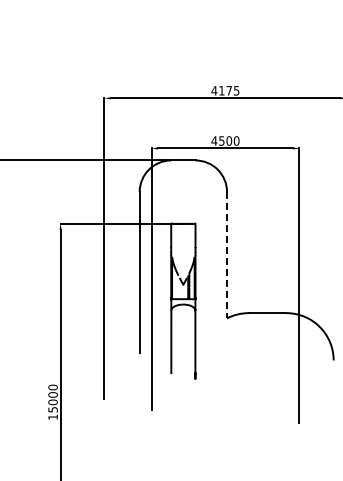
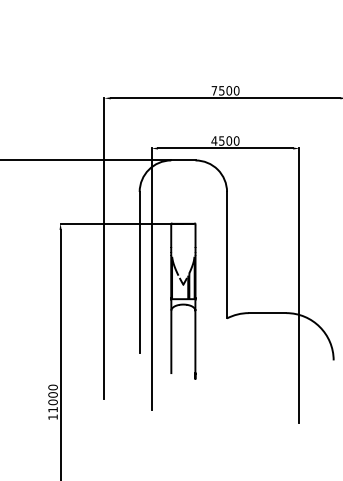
text: 4175 -> 7500 (225, 90)
line: dashed -> solid (227, 255)
text: 15000 -> 11000 (52, 409)
